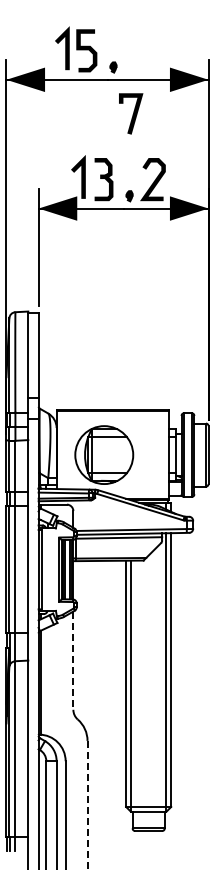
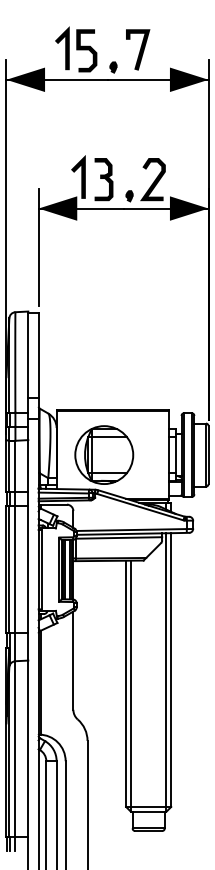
line position: (132, 114) -> (139, 50) (139, 50)
line: dashed -> solid (73, 661)
line: dashed -> solid (87, 805)
